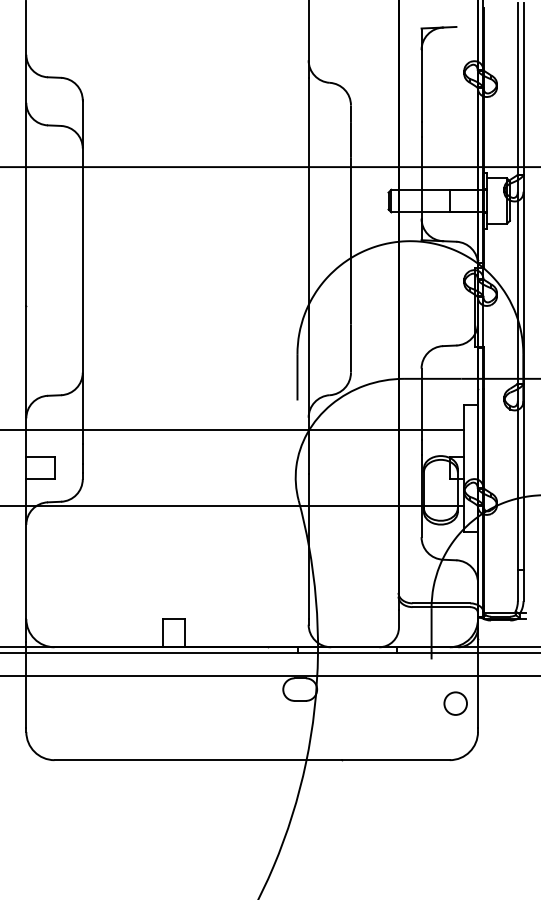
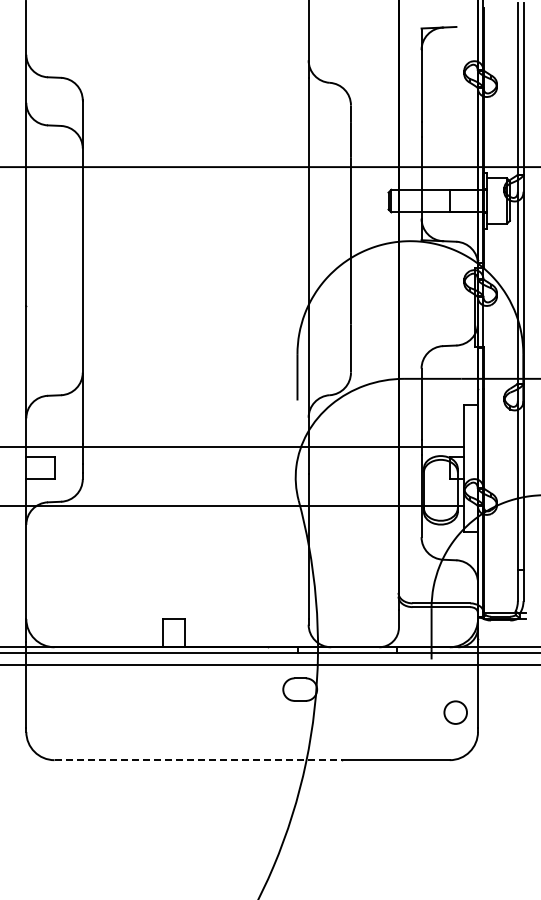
line position: (232, 430) -> (232, 447) (232, 447)
line position: (269, 675) -> (269, 664) (269, 664)
circle position: (455, 703) -> (455, 712) (455, 712)
line: solid -> dashed (198, 760)
